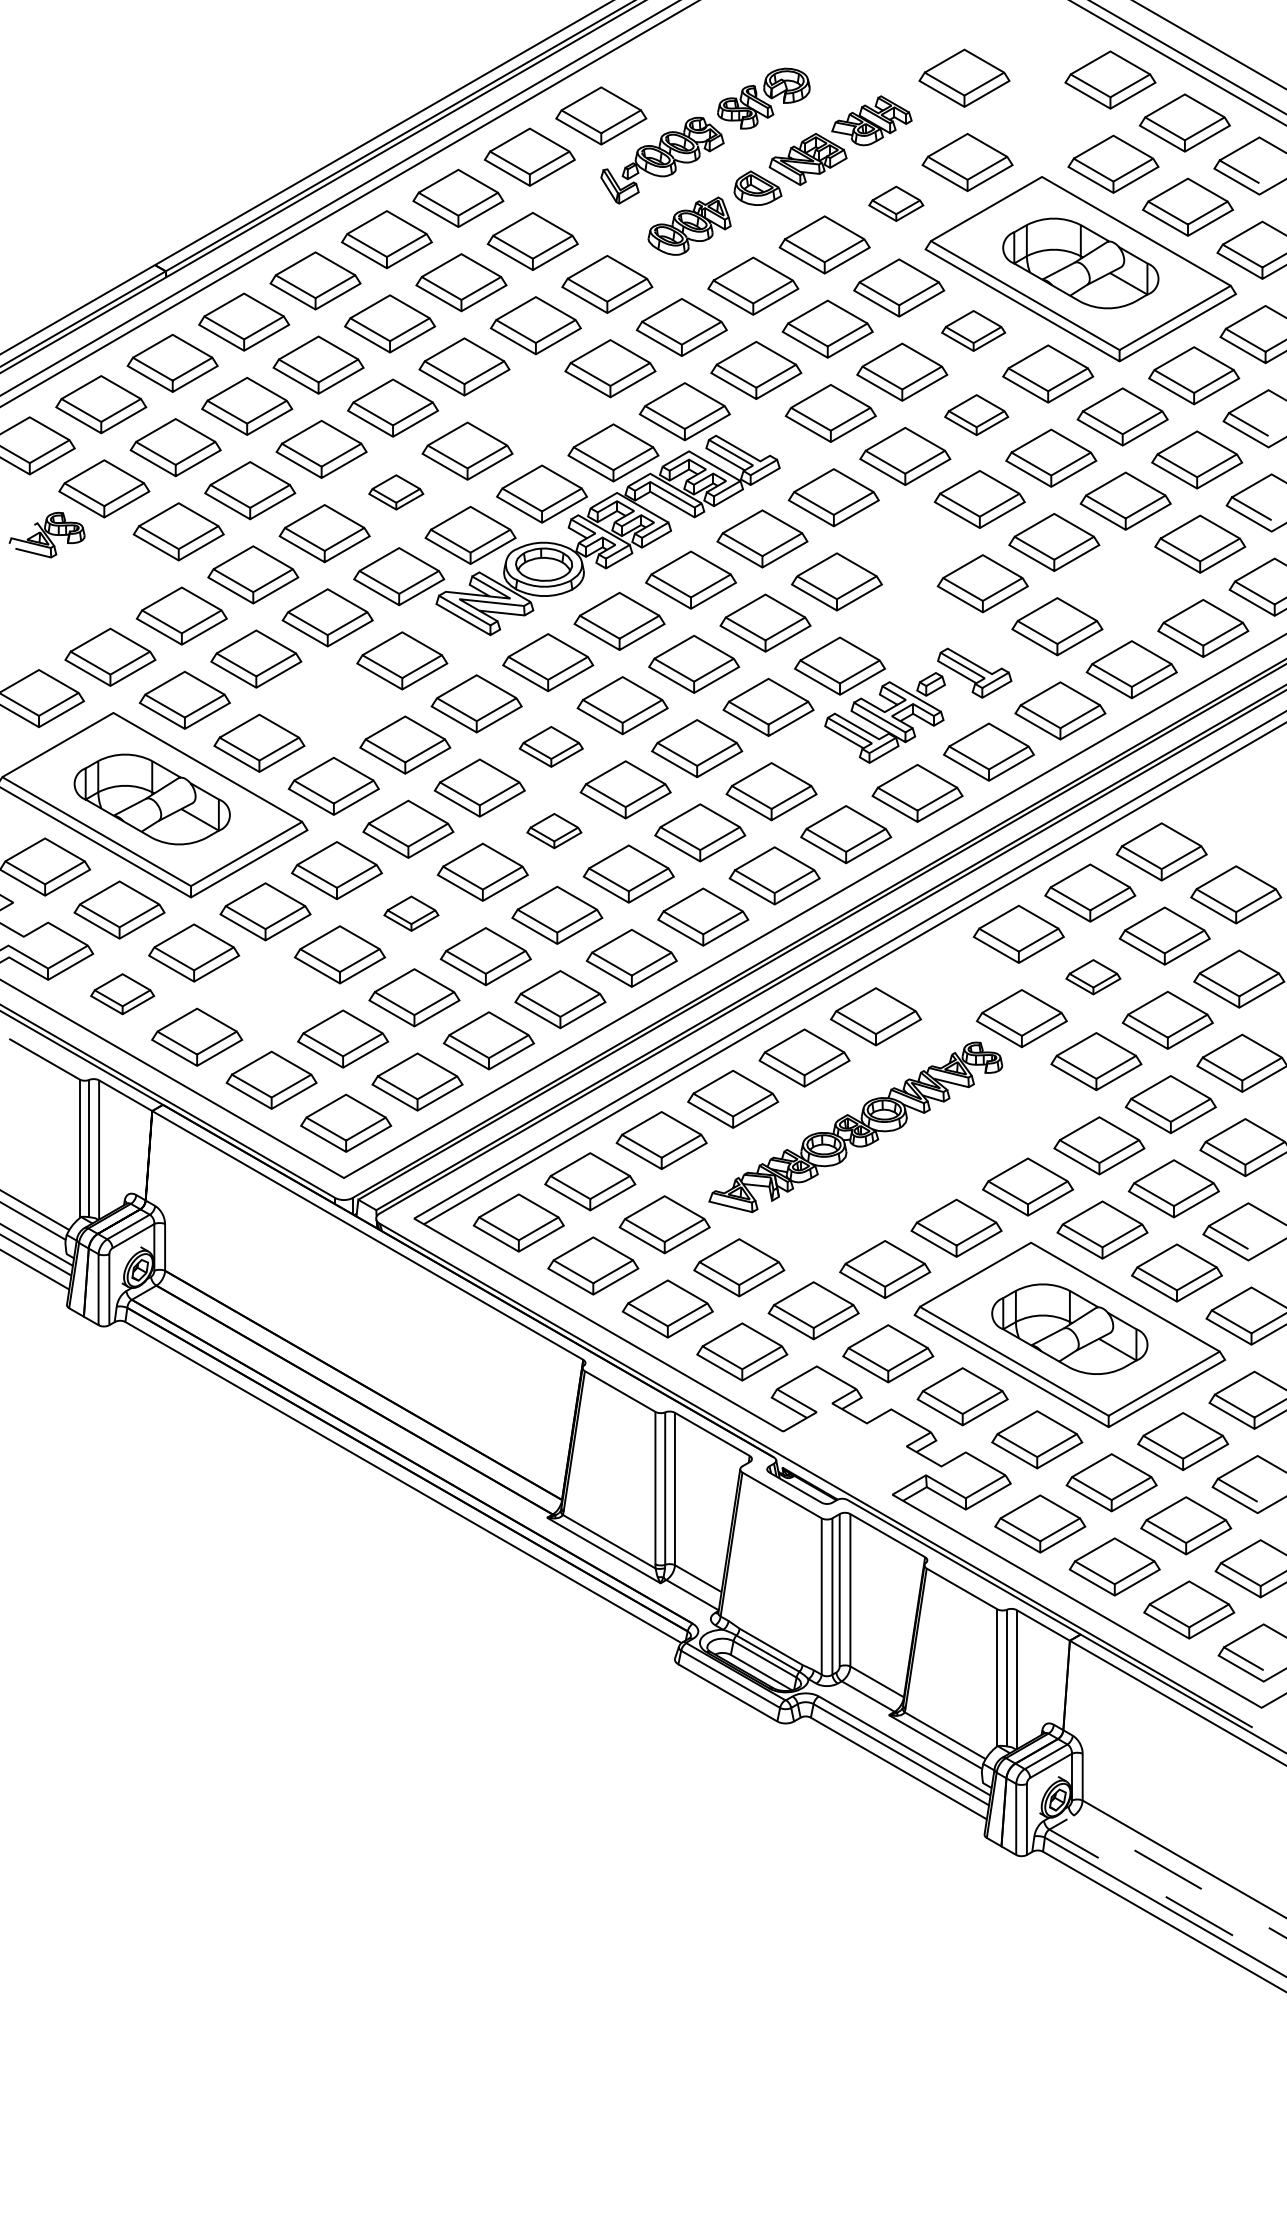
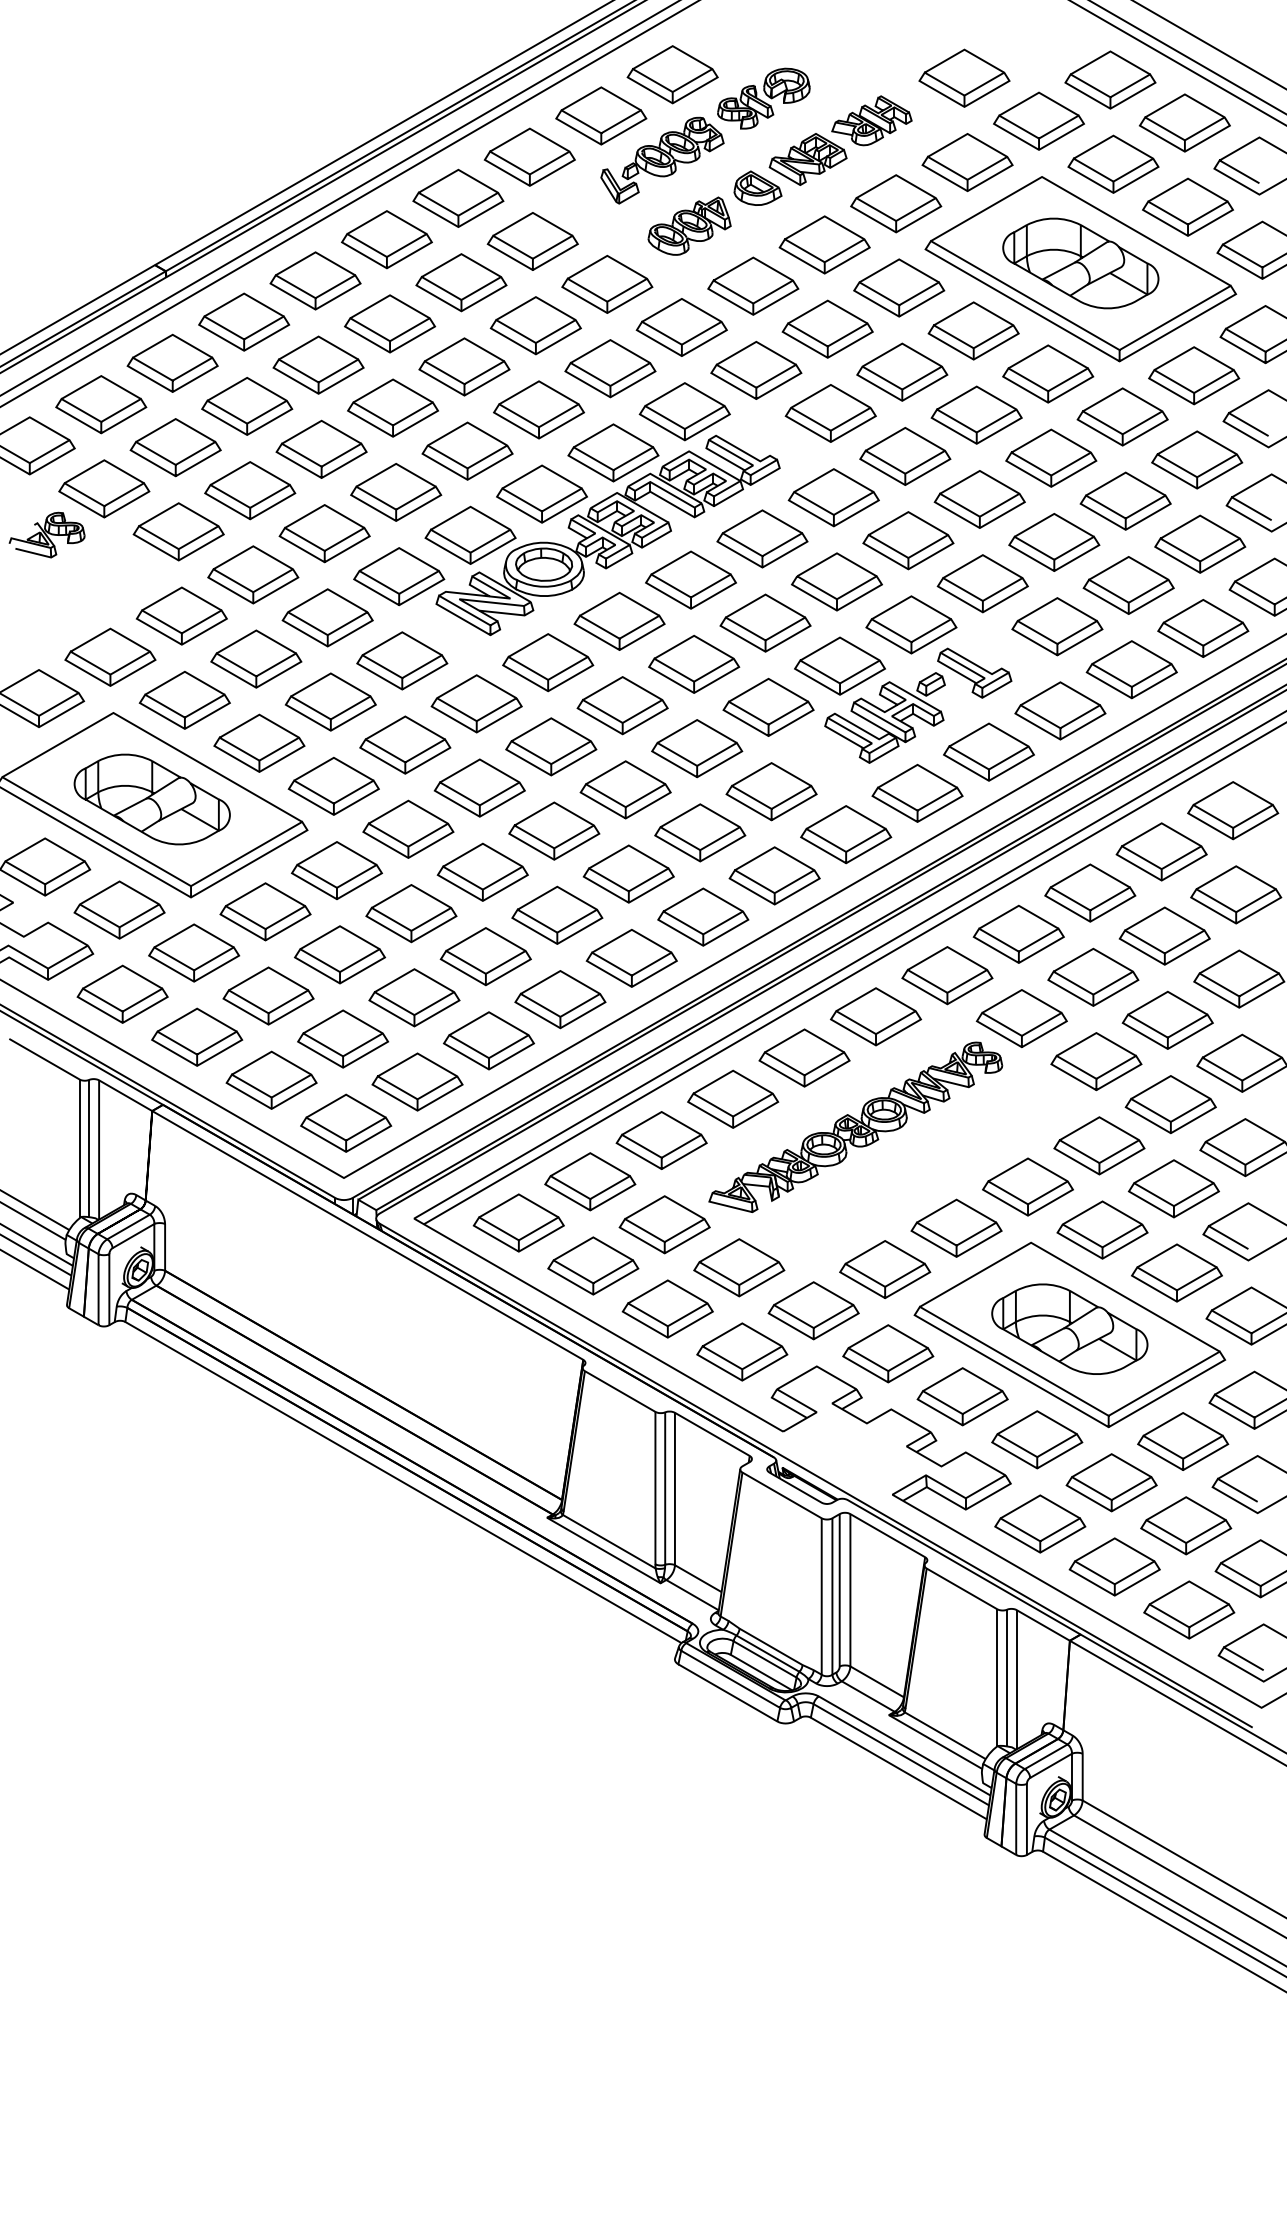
part: none -> present (672, 74)
part: none -> present (1038, 120)
part size: 57x37 px -> 93x60 px (896, 203)
part size: 66x42 px -> 93x60 px (973, 330)
part: none -> present (539, 409)
part size: 66x43 px -> 93x60 px (976, 414)
part size: 57x37 px -> 93x59 px (396, 492)
part: none -> present (908, 540)
part: none -> present (1128, 585)
part: none -> present (911, 624)
part: none -> present (330, 701)
part size: 66x42 px -> 93x60 px (551, 746)
part: none -> present (1233, 810)
part size: 57x37 px -> 93x60 px (554, 830)
part size: 57x37 px -> 93x60 px (411, 913)
part: none -> present (947, 975)
part size: 57x37 px -> 93x60 px (1093, 976)
part size: 66x43 px -> 93x60 px (122, 993)
part: none -> present (268, 995)
line: dashed -> solid (1049, 1829)
